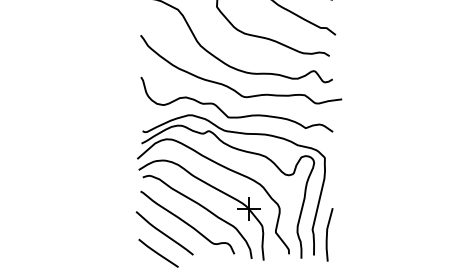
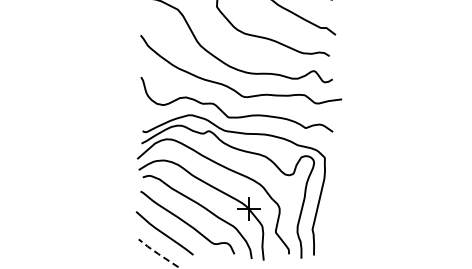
line: present -> none (327, 234)
line: solid -> dashed (158, 253)
